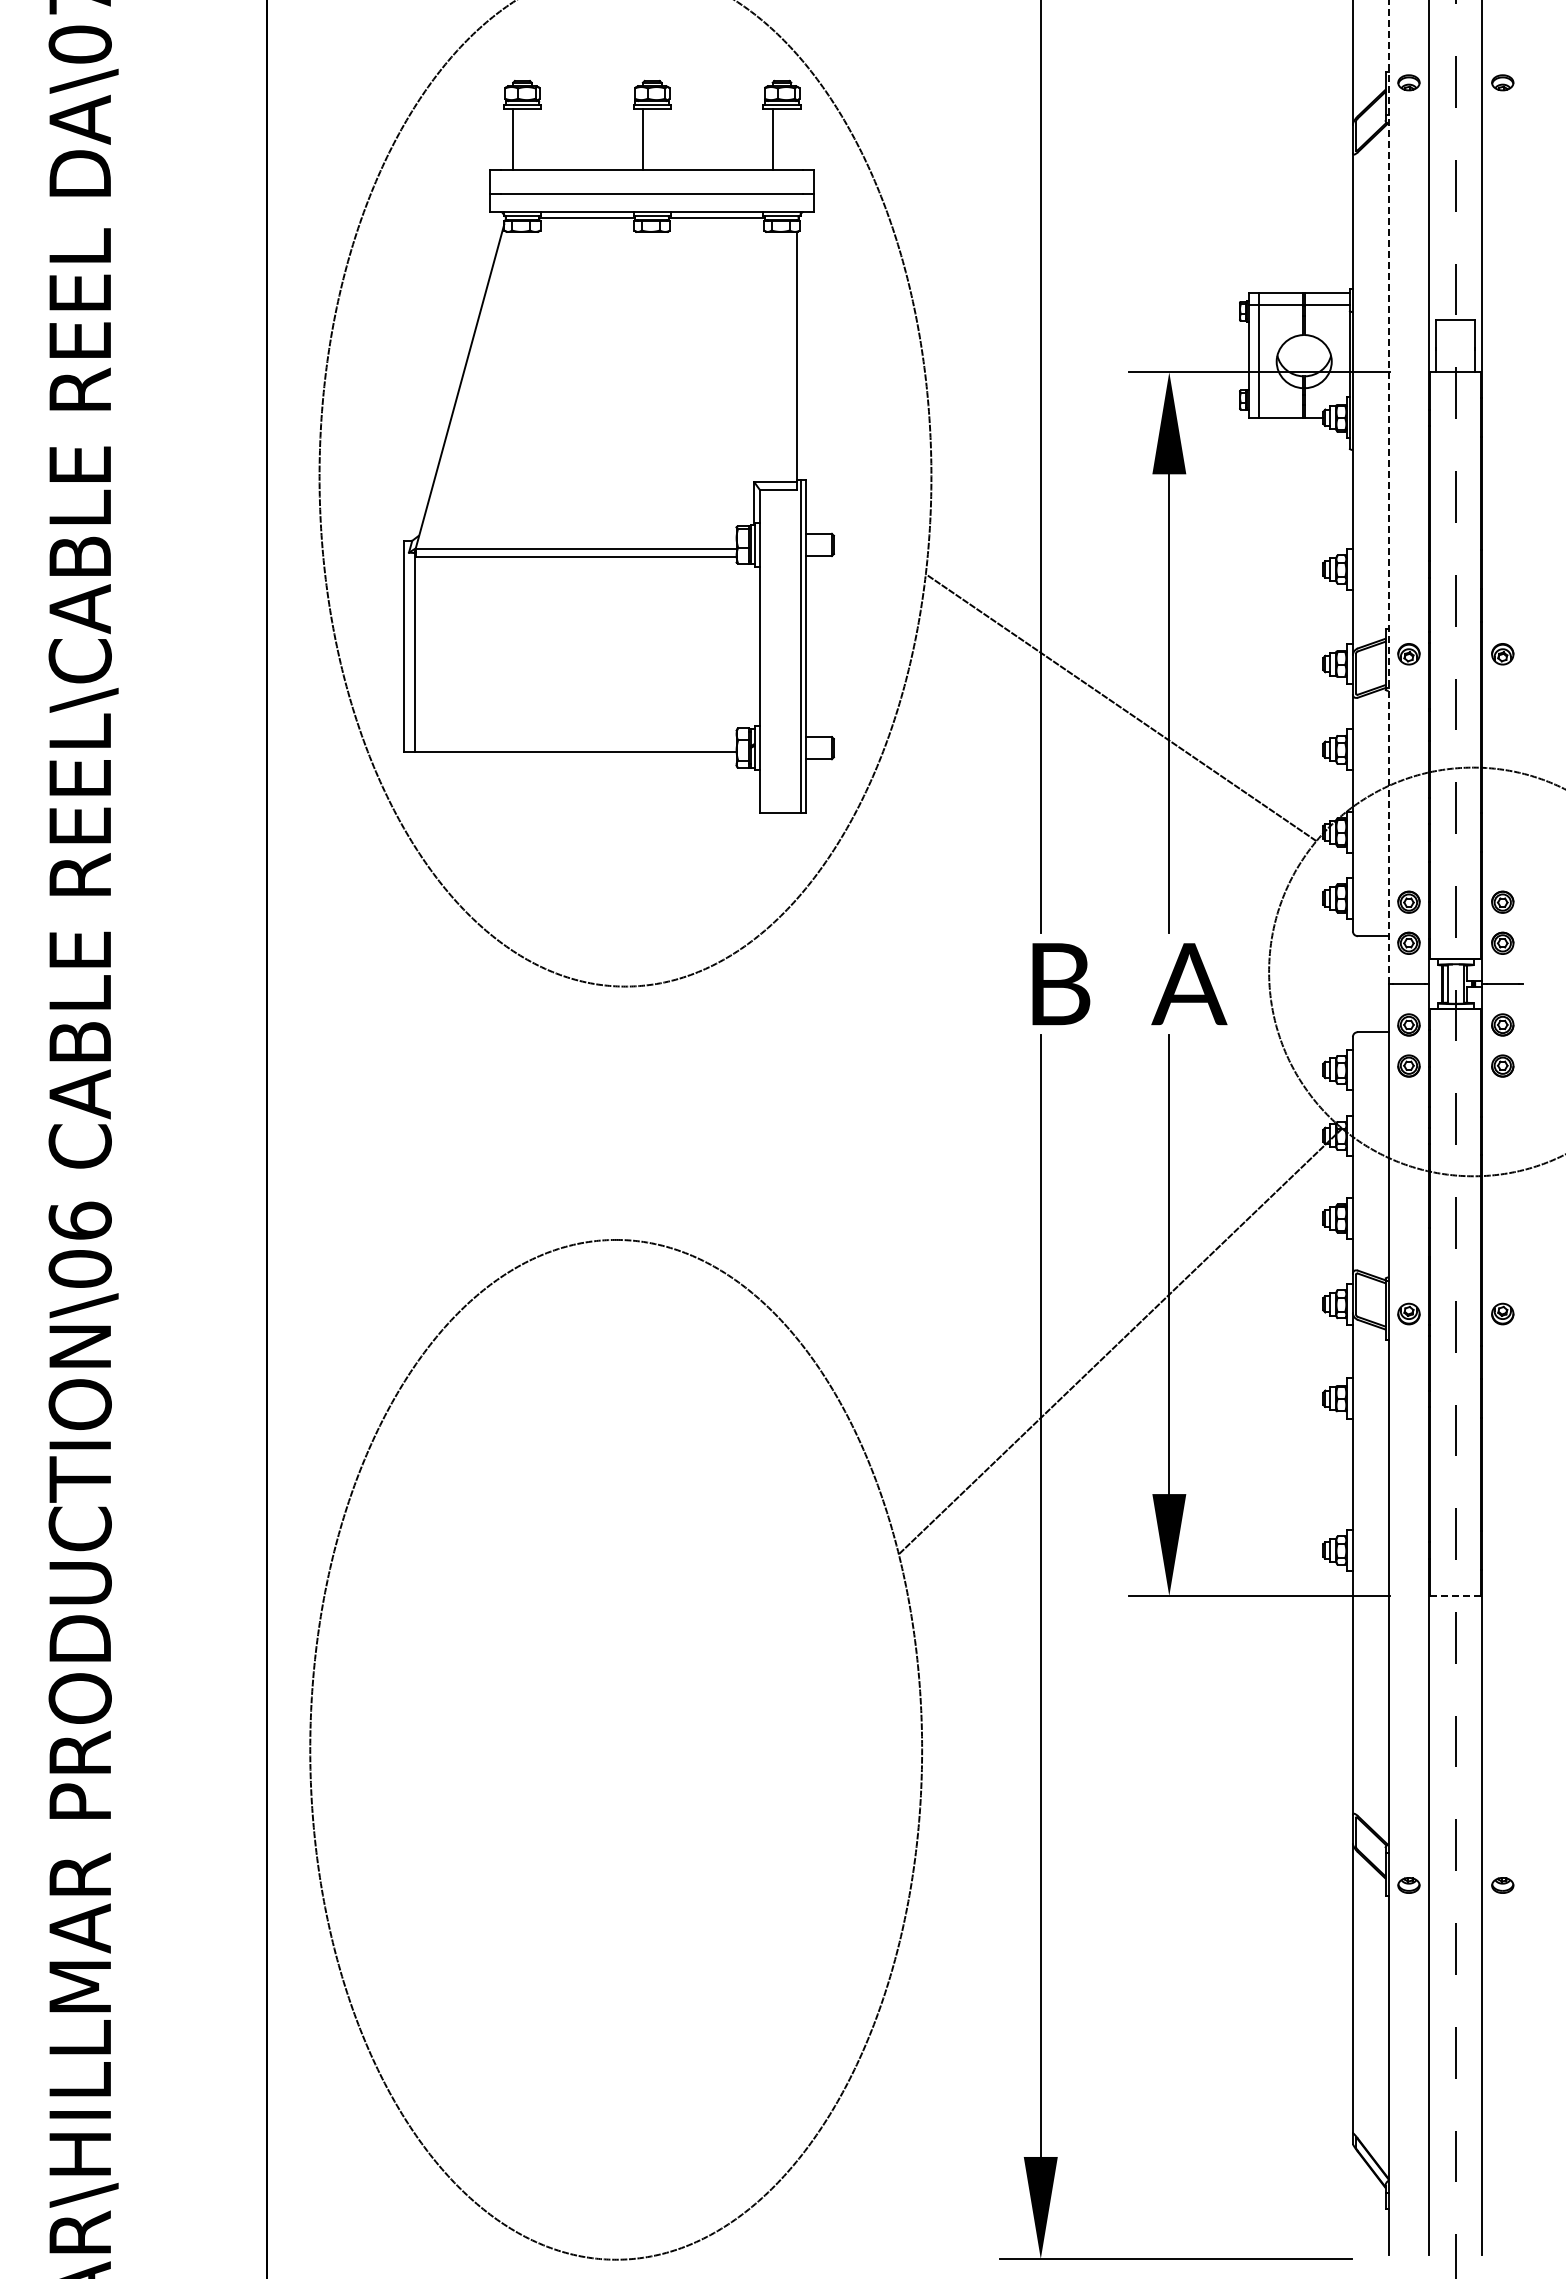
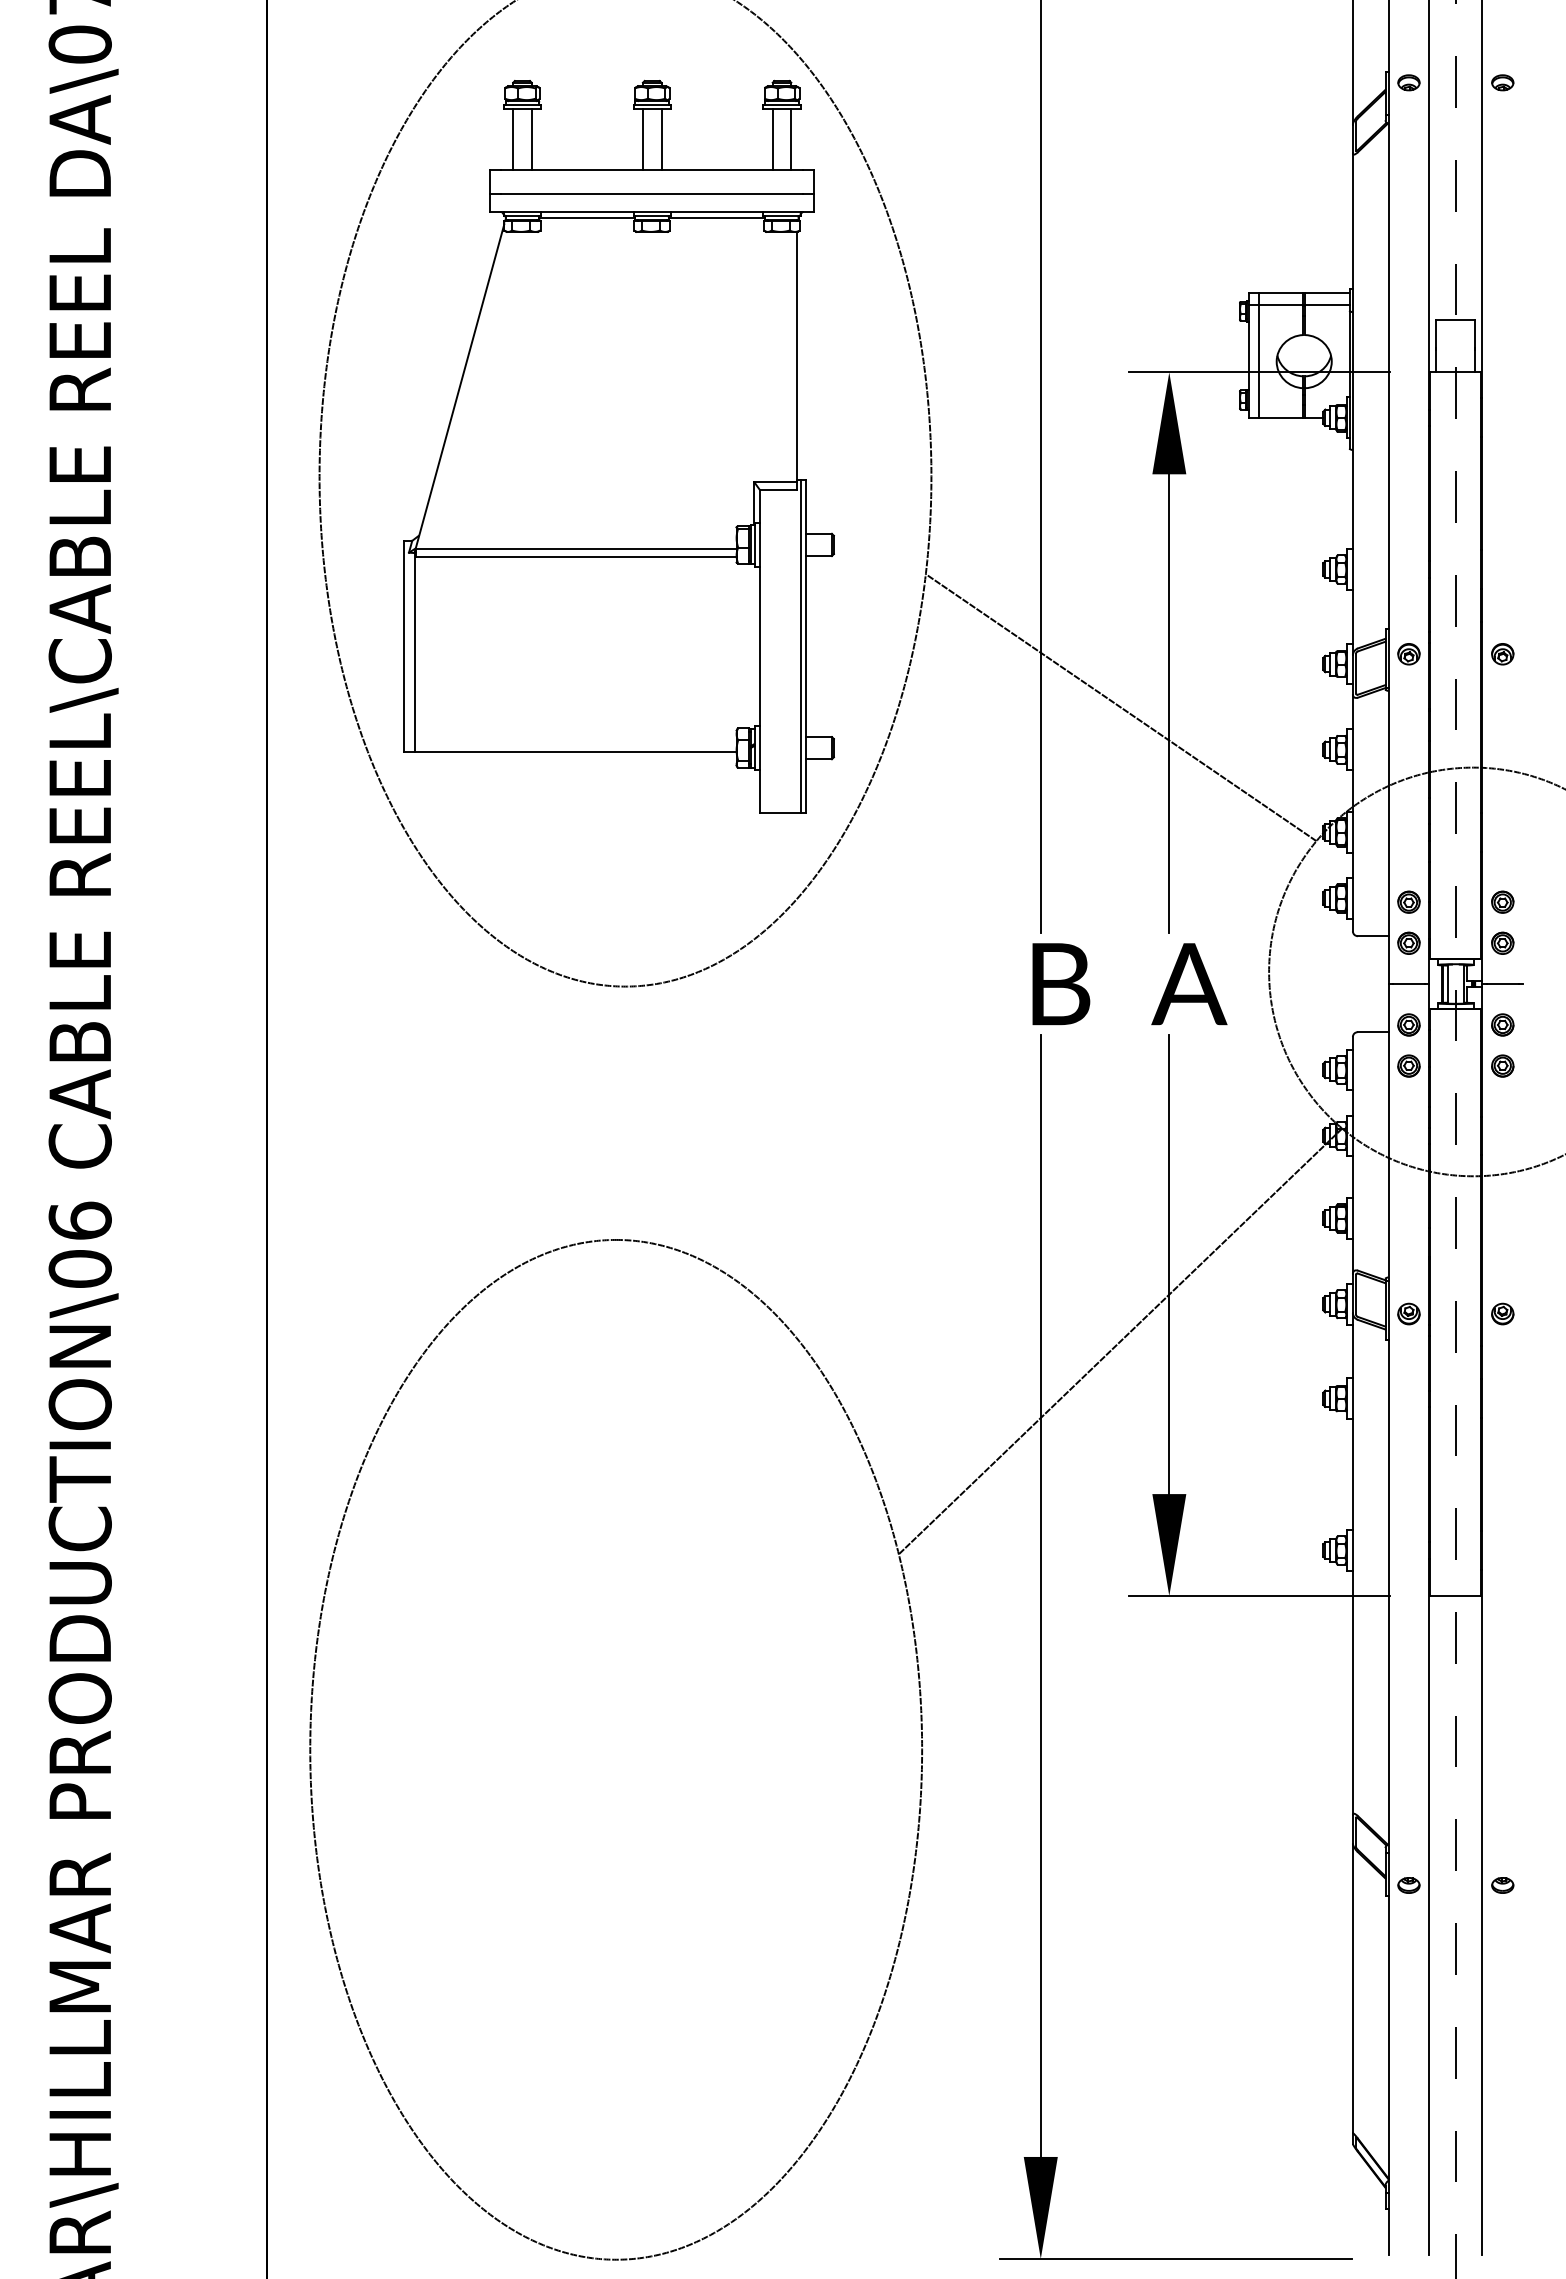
line: none -> present (531, 139)
line: none -> present (661, 139)
line: none -> present (791, 139)
line: dashed -> solid (1388, 492)
line: dashed -> solid (1456, 1596)
